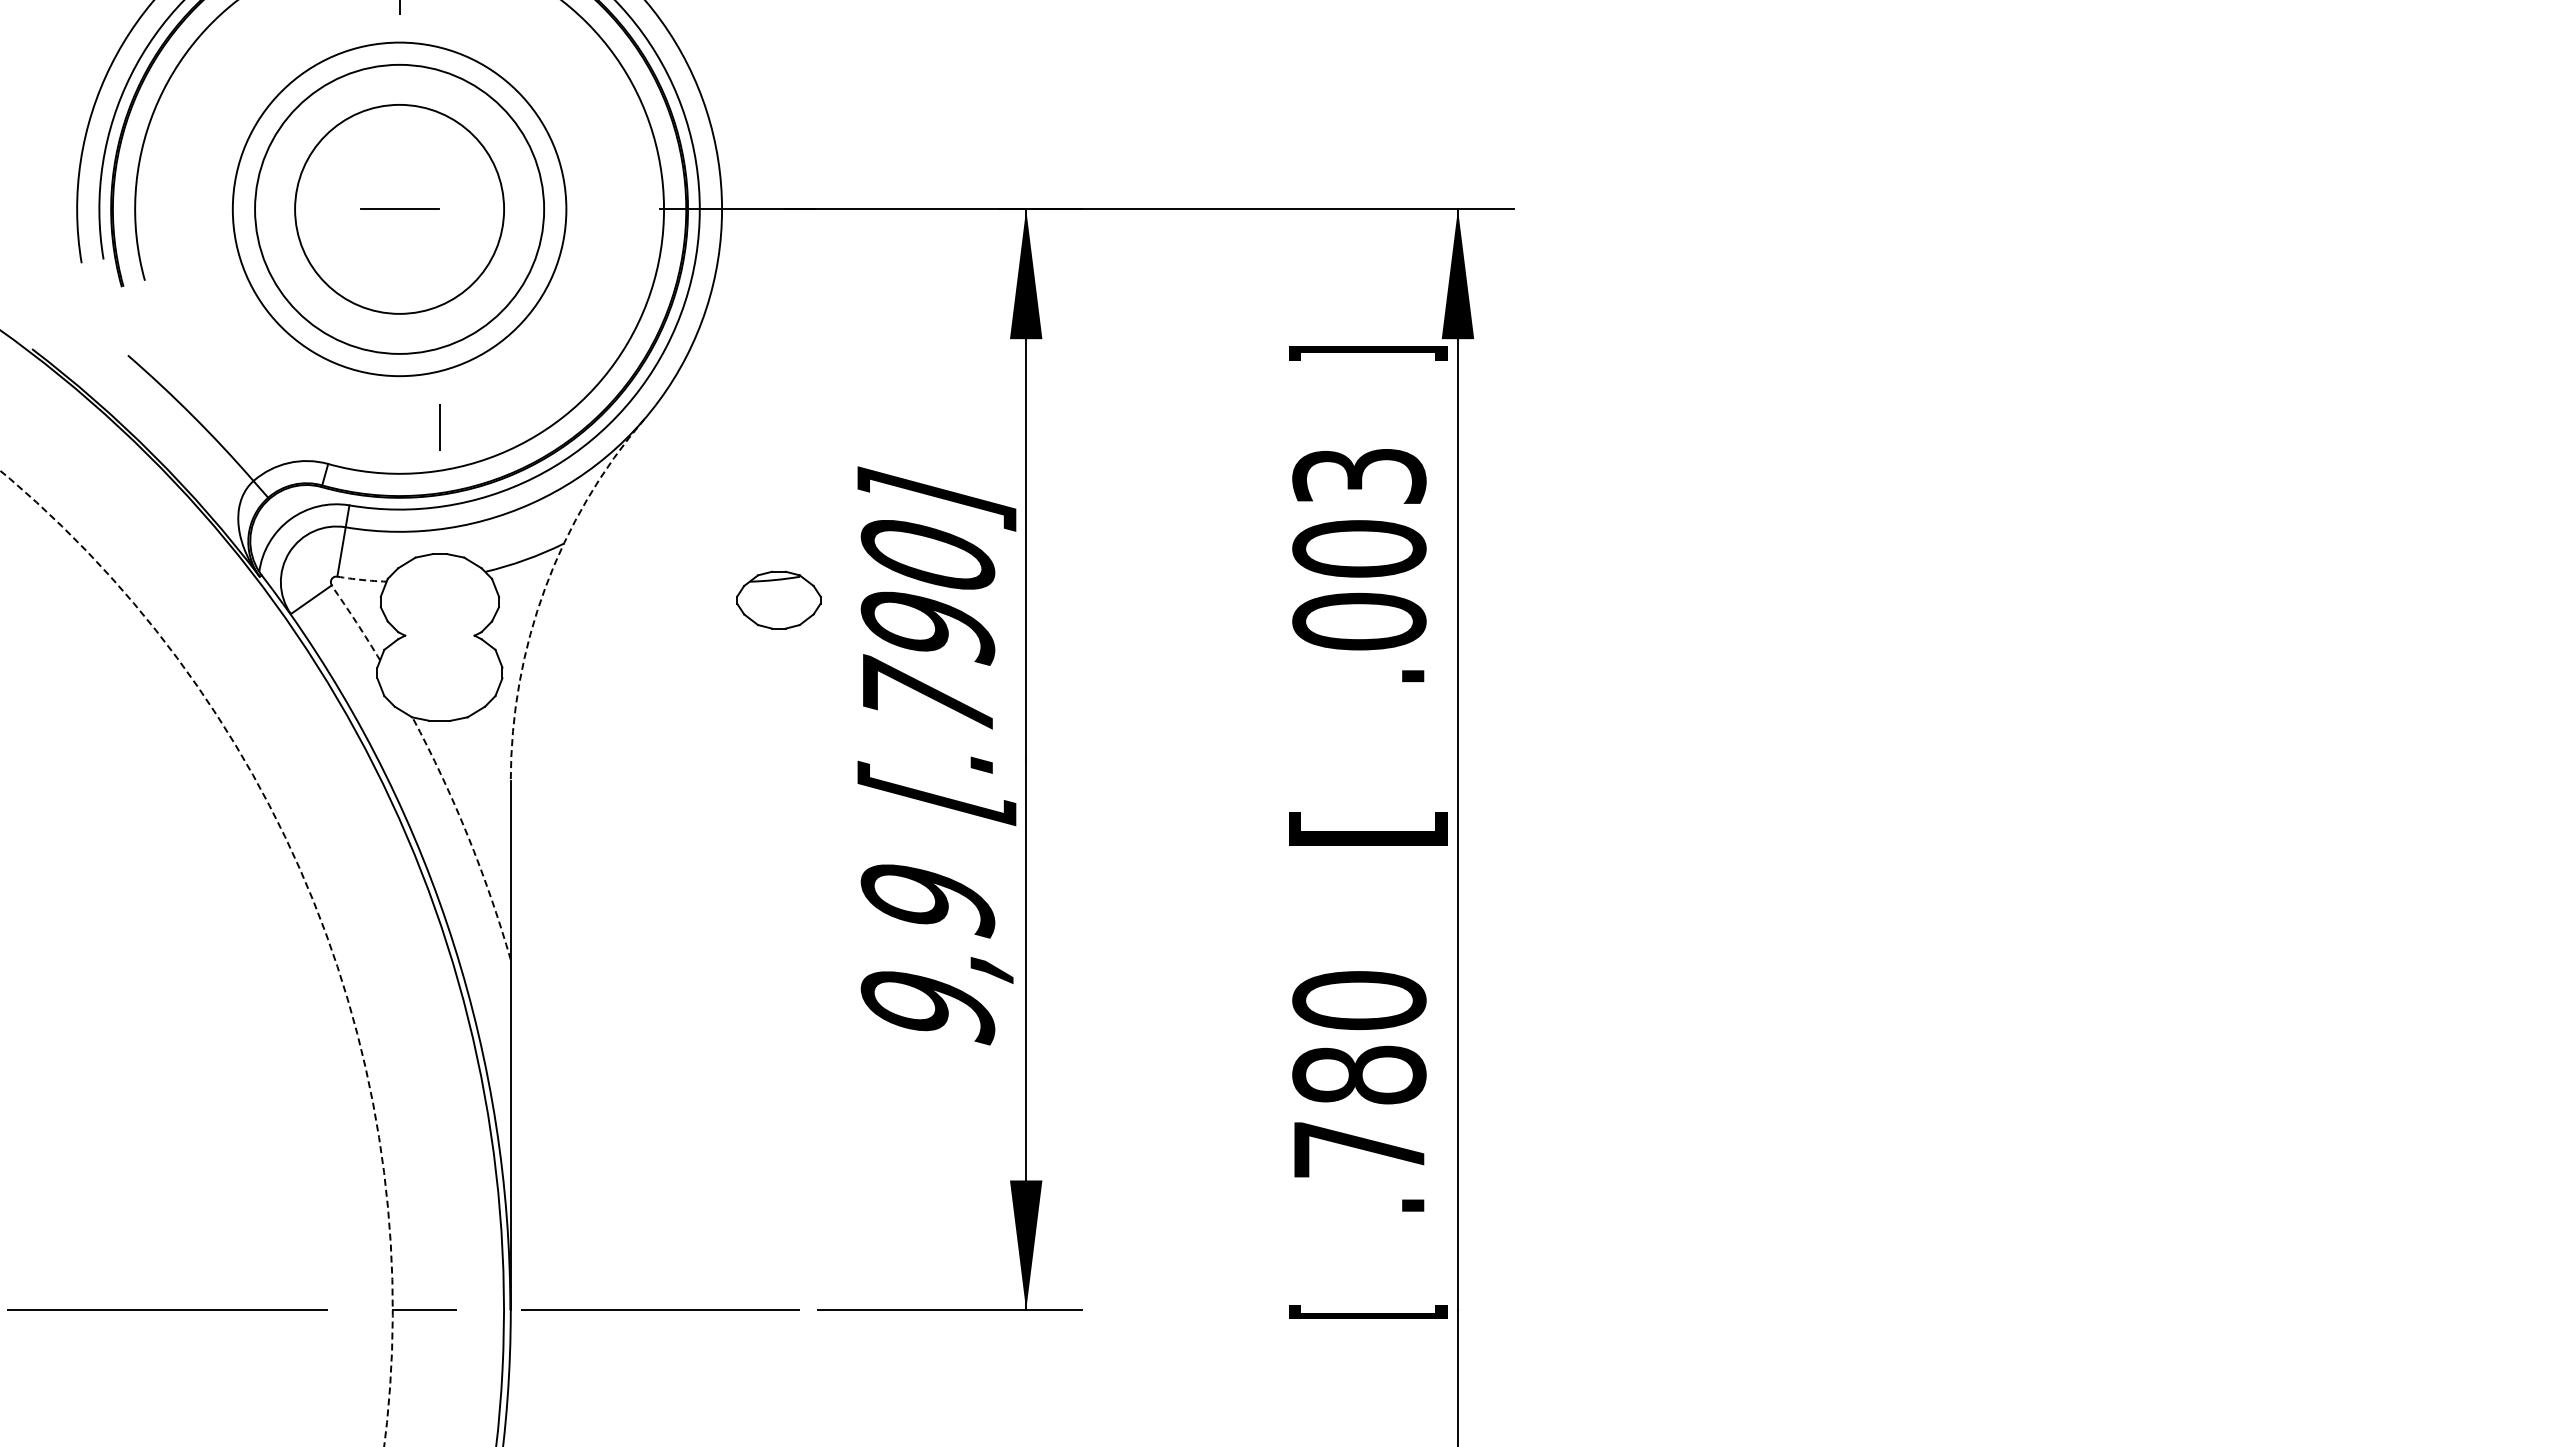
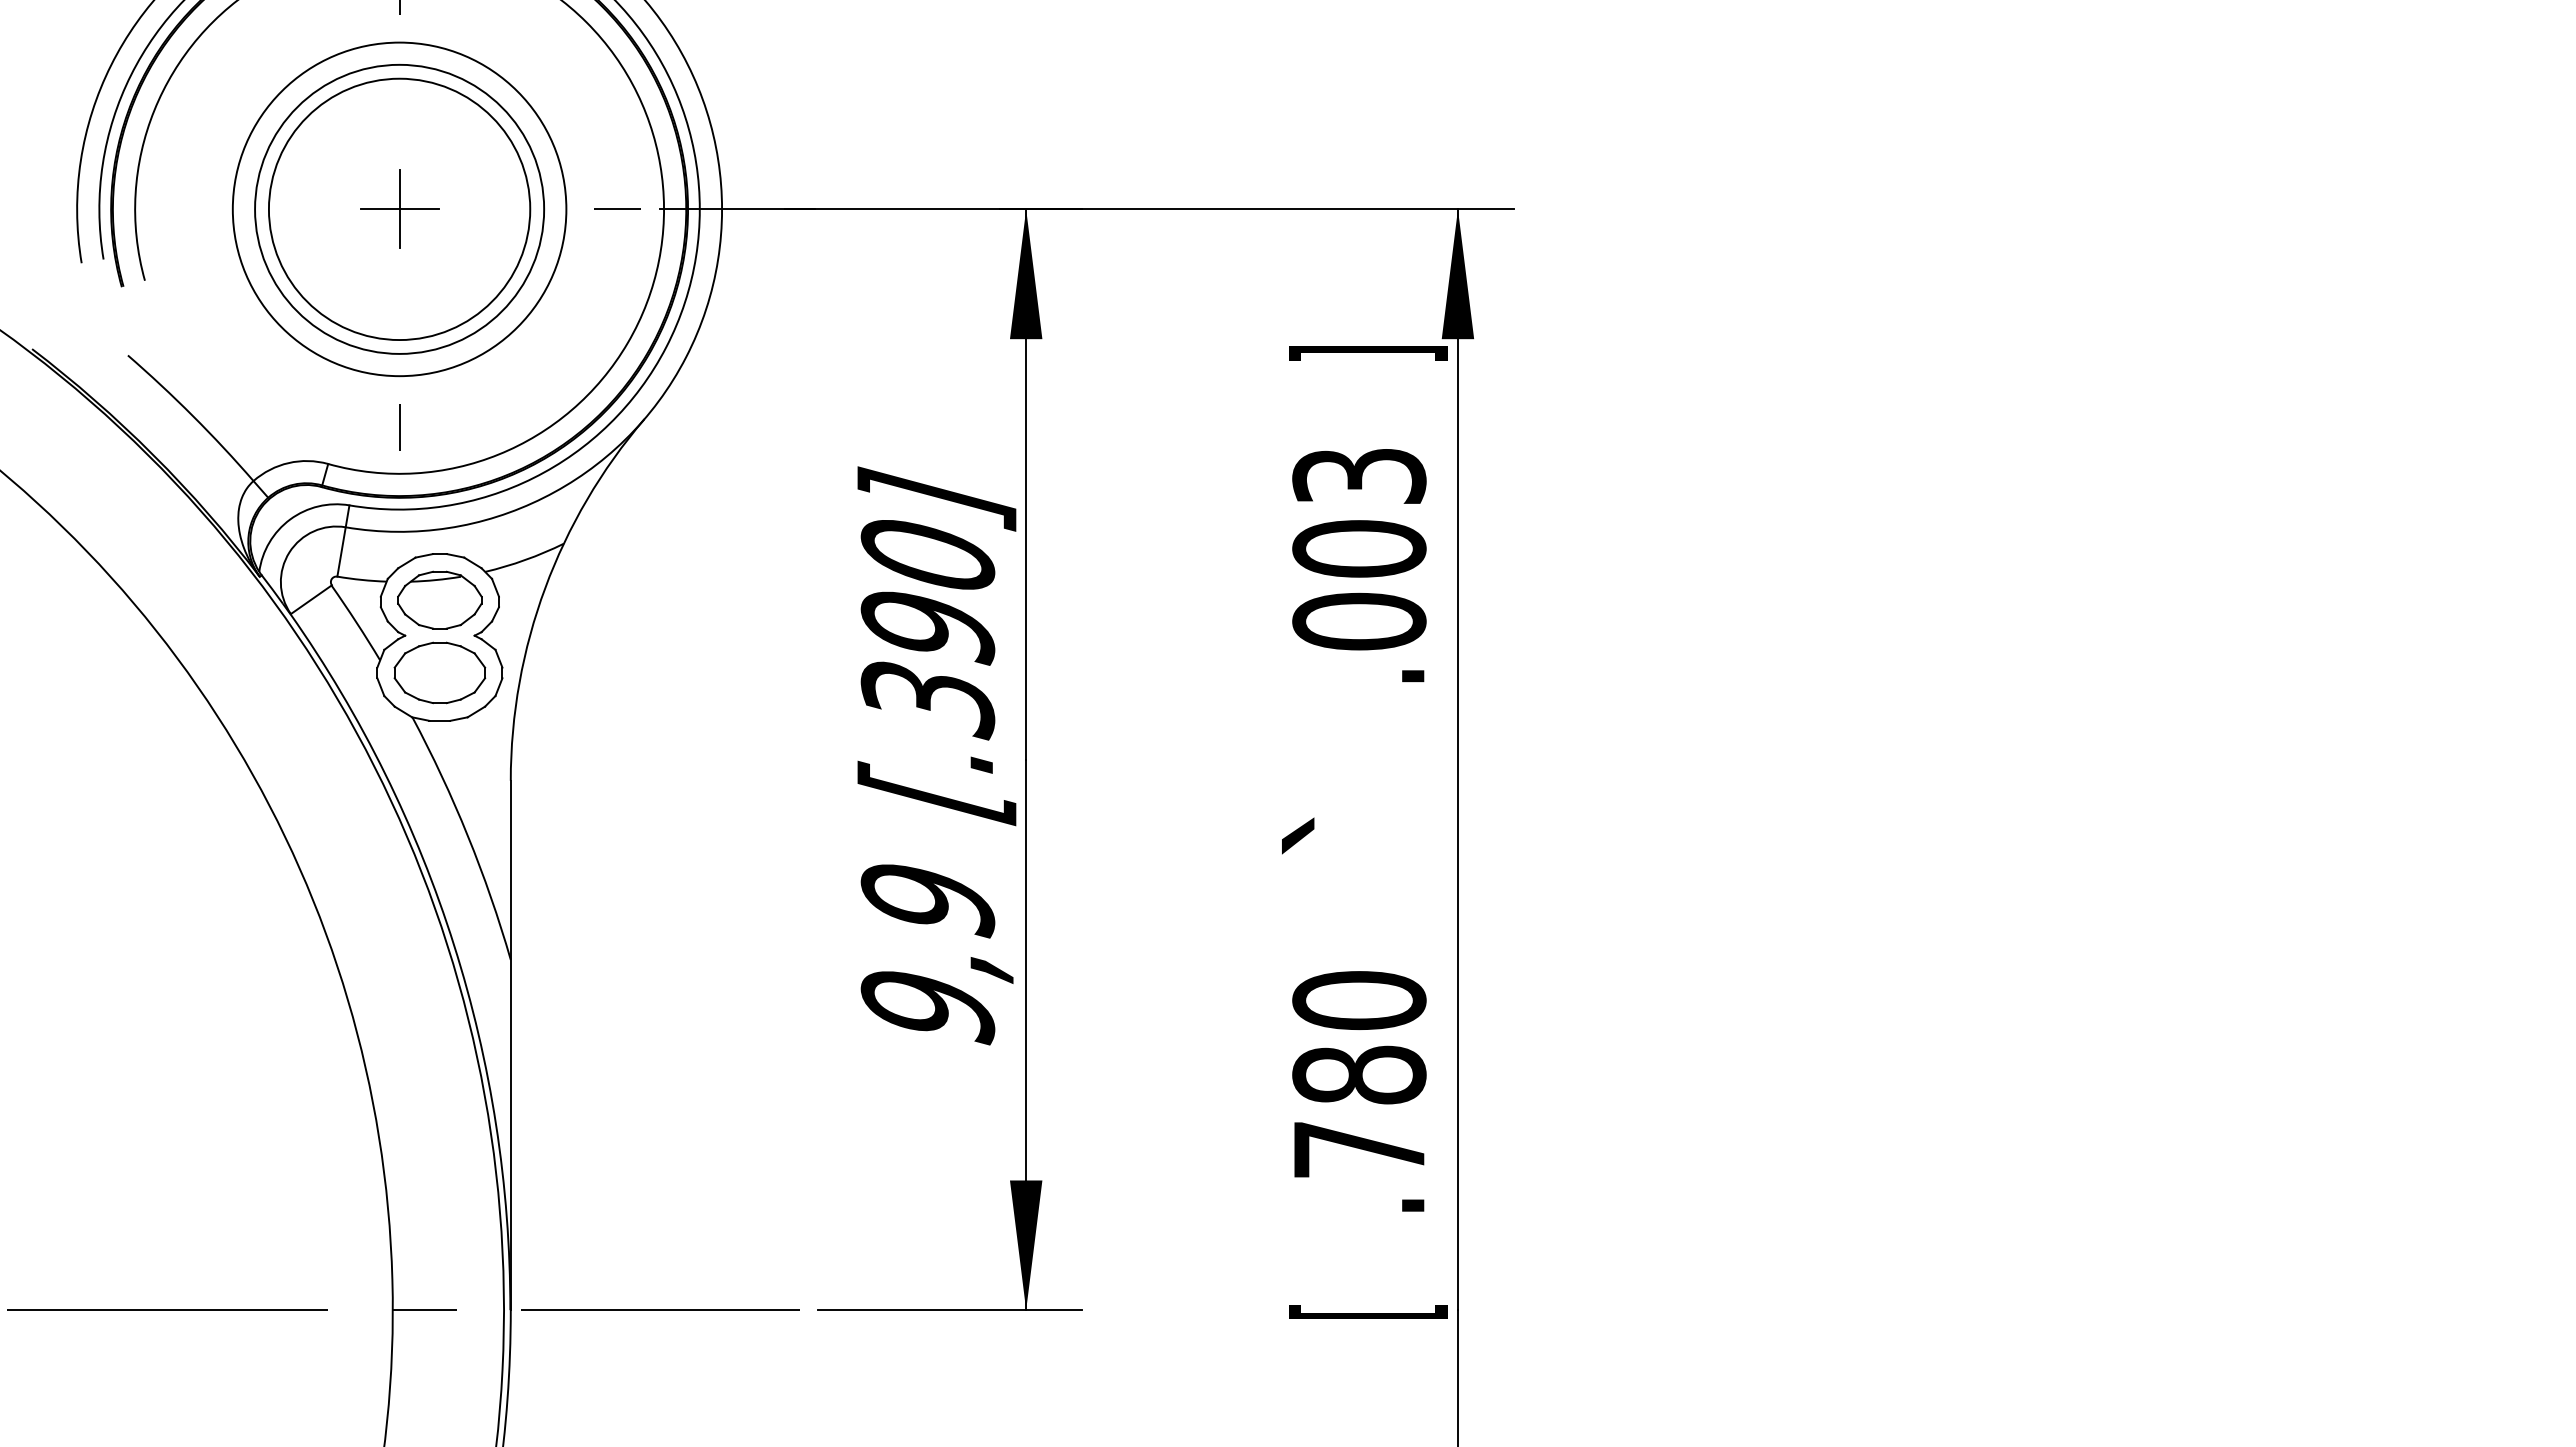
circle diameter: 209 px -> 261 px (399, 209)
line: none -> present (399, 209)
line: none -> present (617, 209)
line position: (439, 427) -> (399, 427) (399, 427)
arc: dashed -> solid (361, 579)
arc: dashed -> solid (545, 588)
part position: (778, 599) -> (439, 599) (439, 599)
arc: dashed -> solid (356, 622)
part: none -> present (439, 672)
text: [.790] -> [.390] (927, 697)
text: [ -> ` (1364, 833)
arc: dashed -> solid (467, 836)
arc: dashed -> solid (316, 910)
